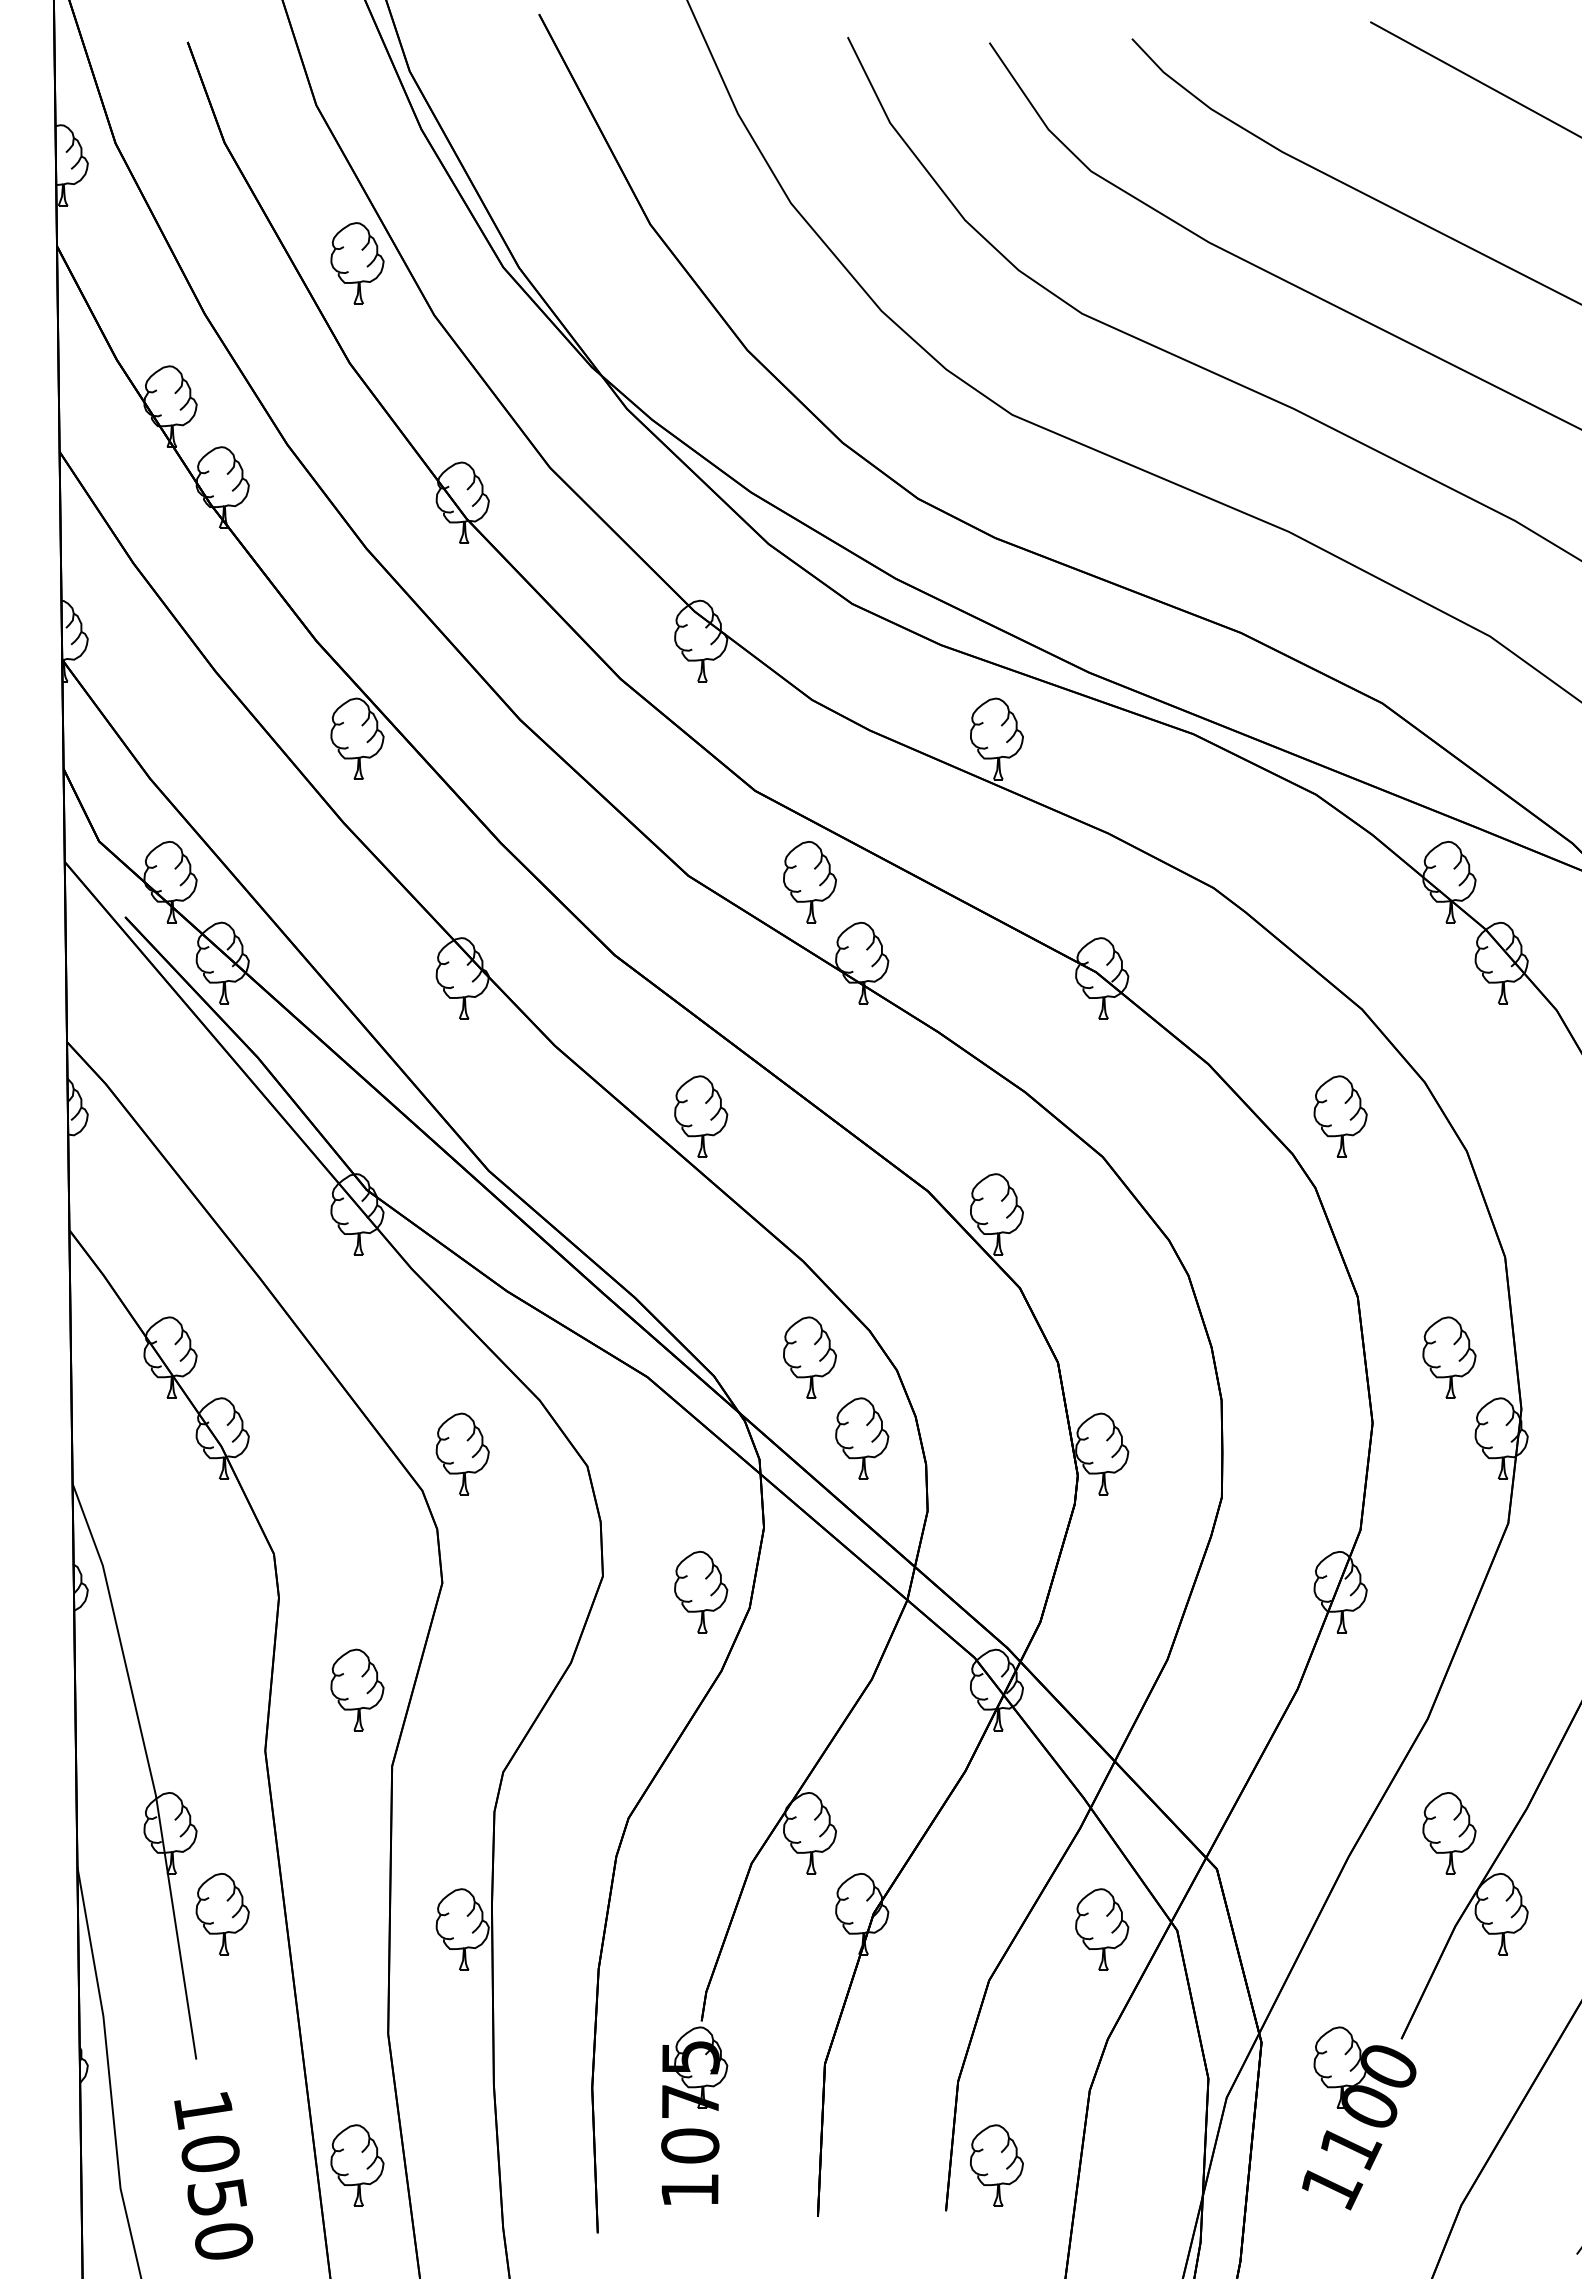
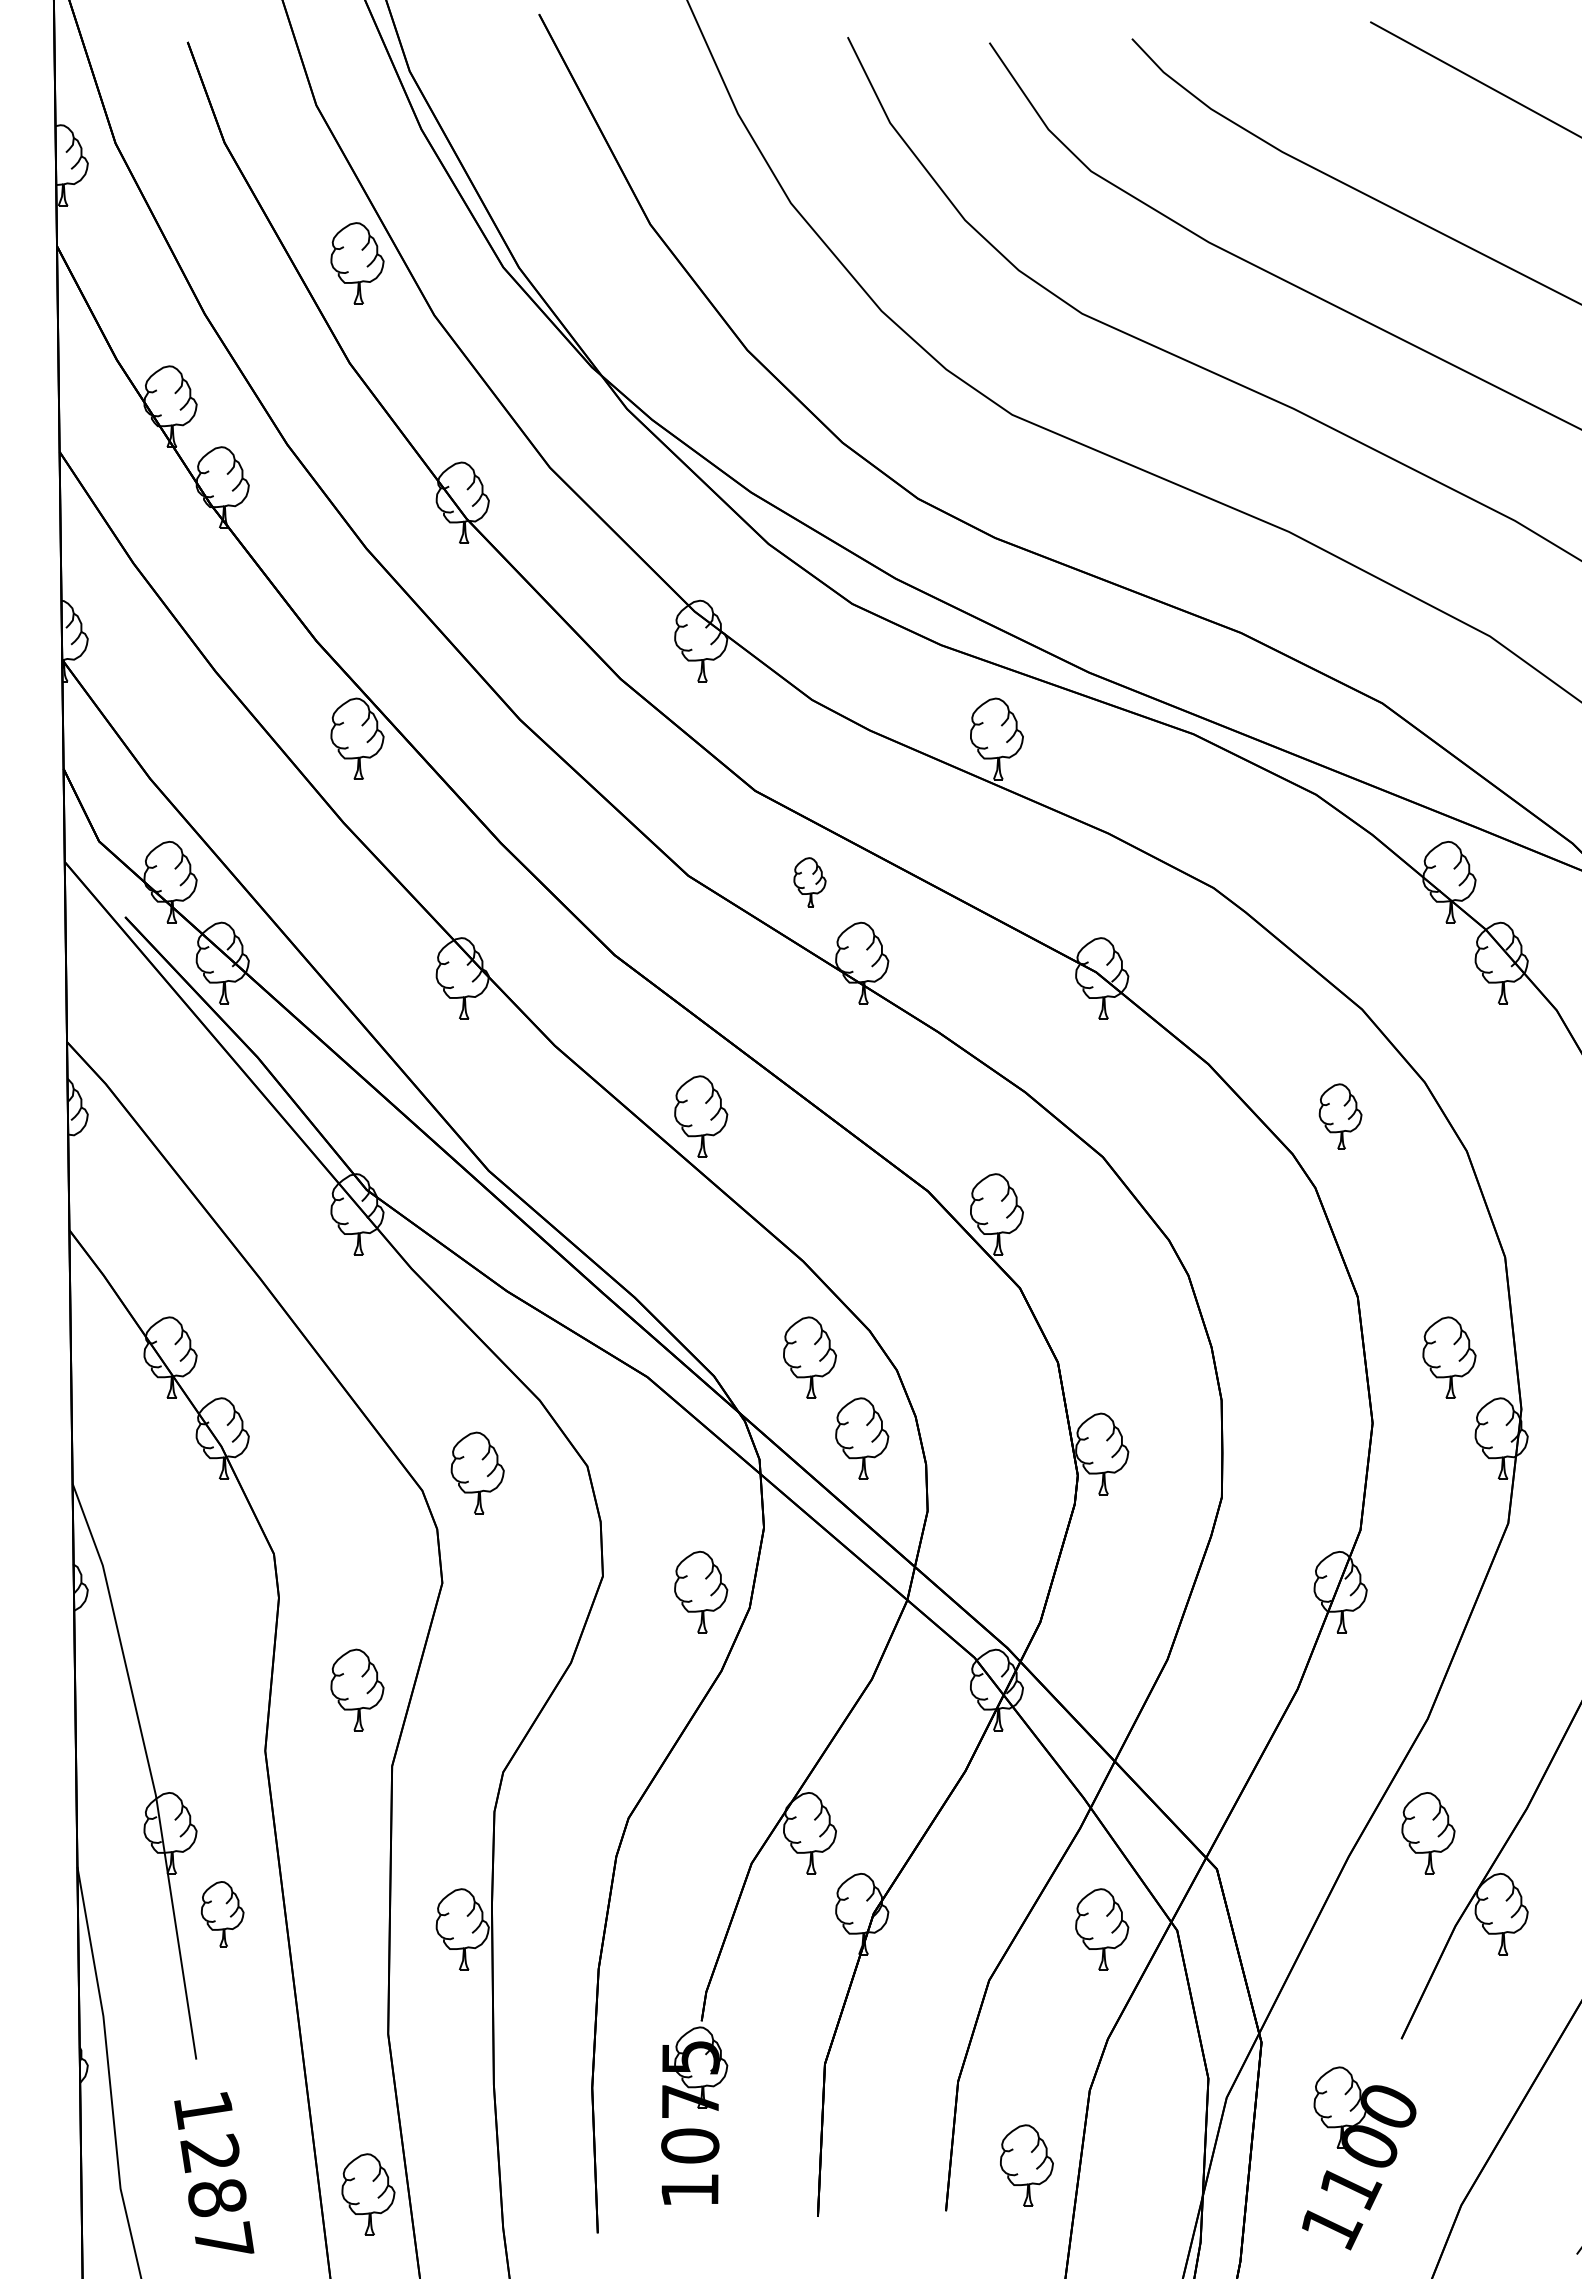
part size: 54x83 px -> 34x51 px (809, 882)
part size: 55x83 px -> 45x67 px (1340, 1116)
part position: (462, 1453) -> (477, 1472) (477, 1472)
part position: (1449, 1833) -> (1428, 1833) (1428, 1833)
part size: 55x83 px -> 44x67 px (222, 1914)
part position: (1359, 2118) -> (1359, 2158) (1359, 2158)
part position: (357, 2165) -> (368, 2194) (368, 2194)
part position: (996, 2165) -> (1026, 2165) (1026, 2165)
text: 1050 -> 1287 (217, 2196)
